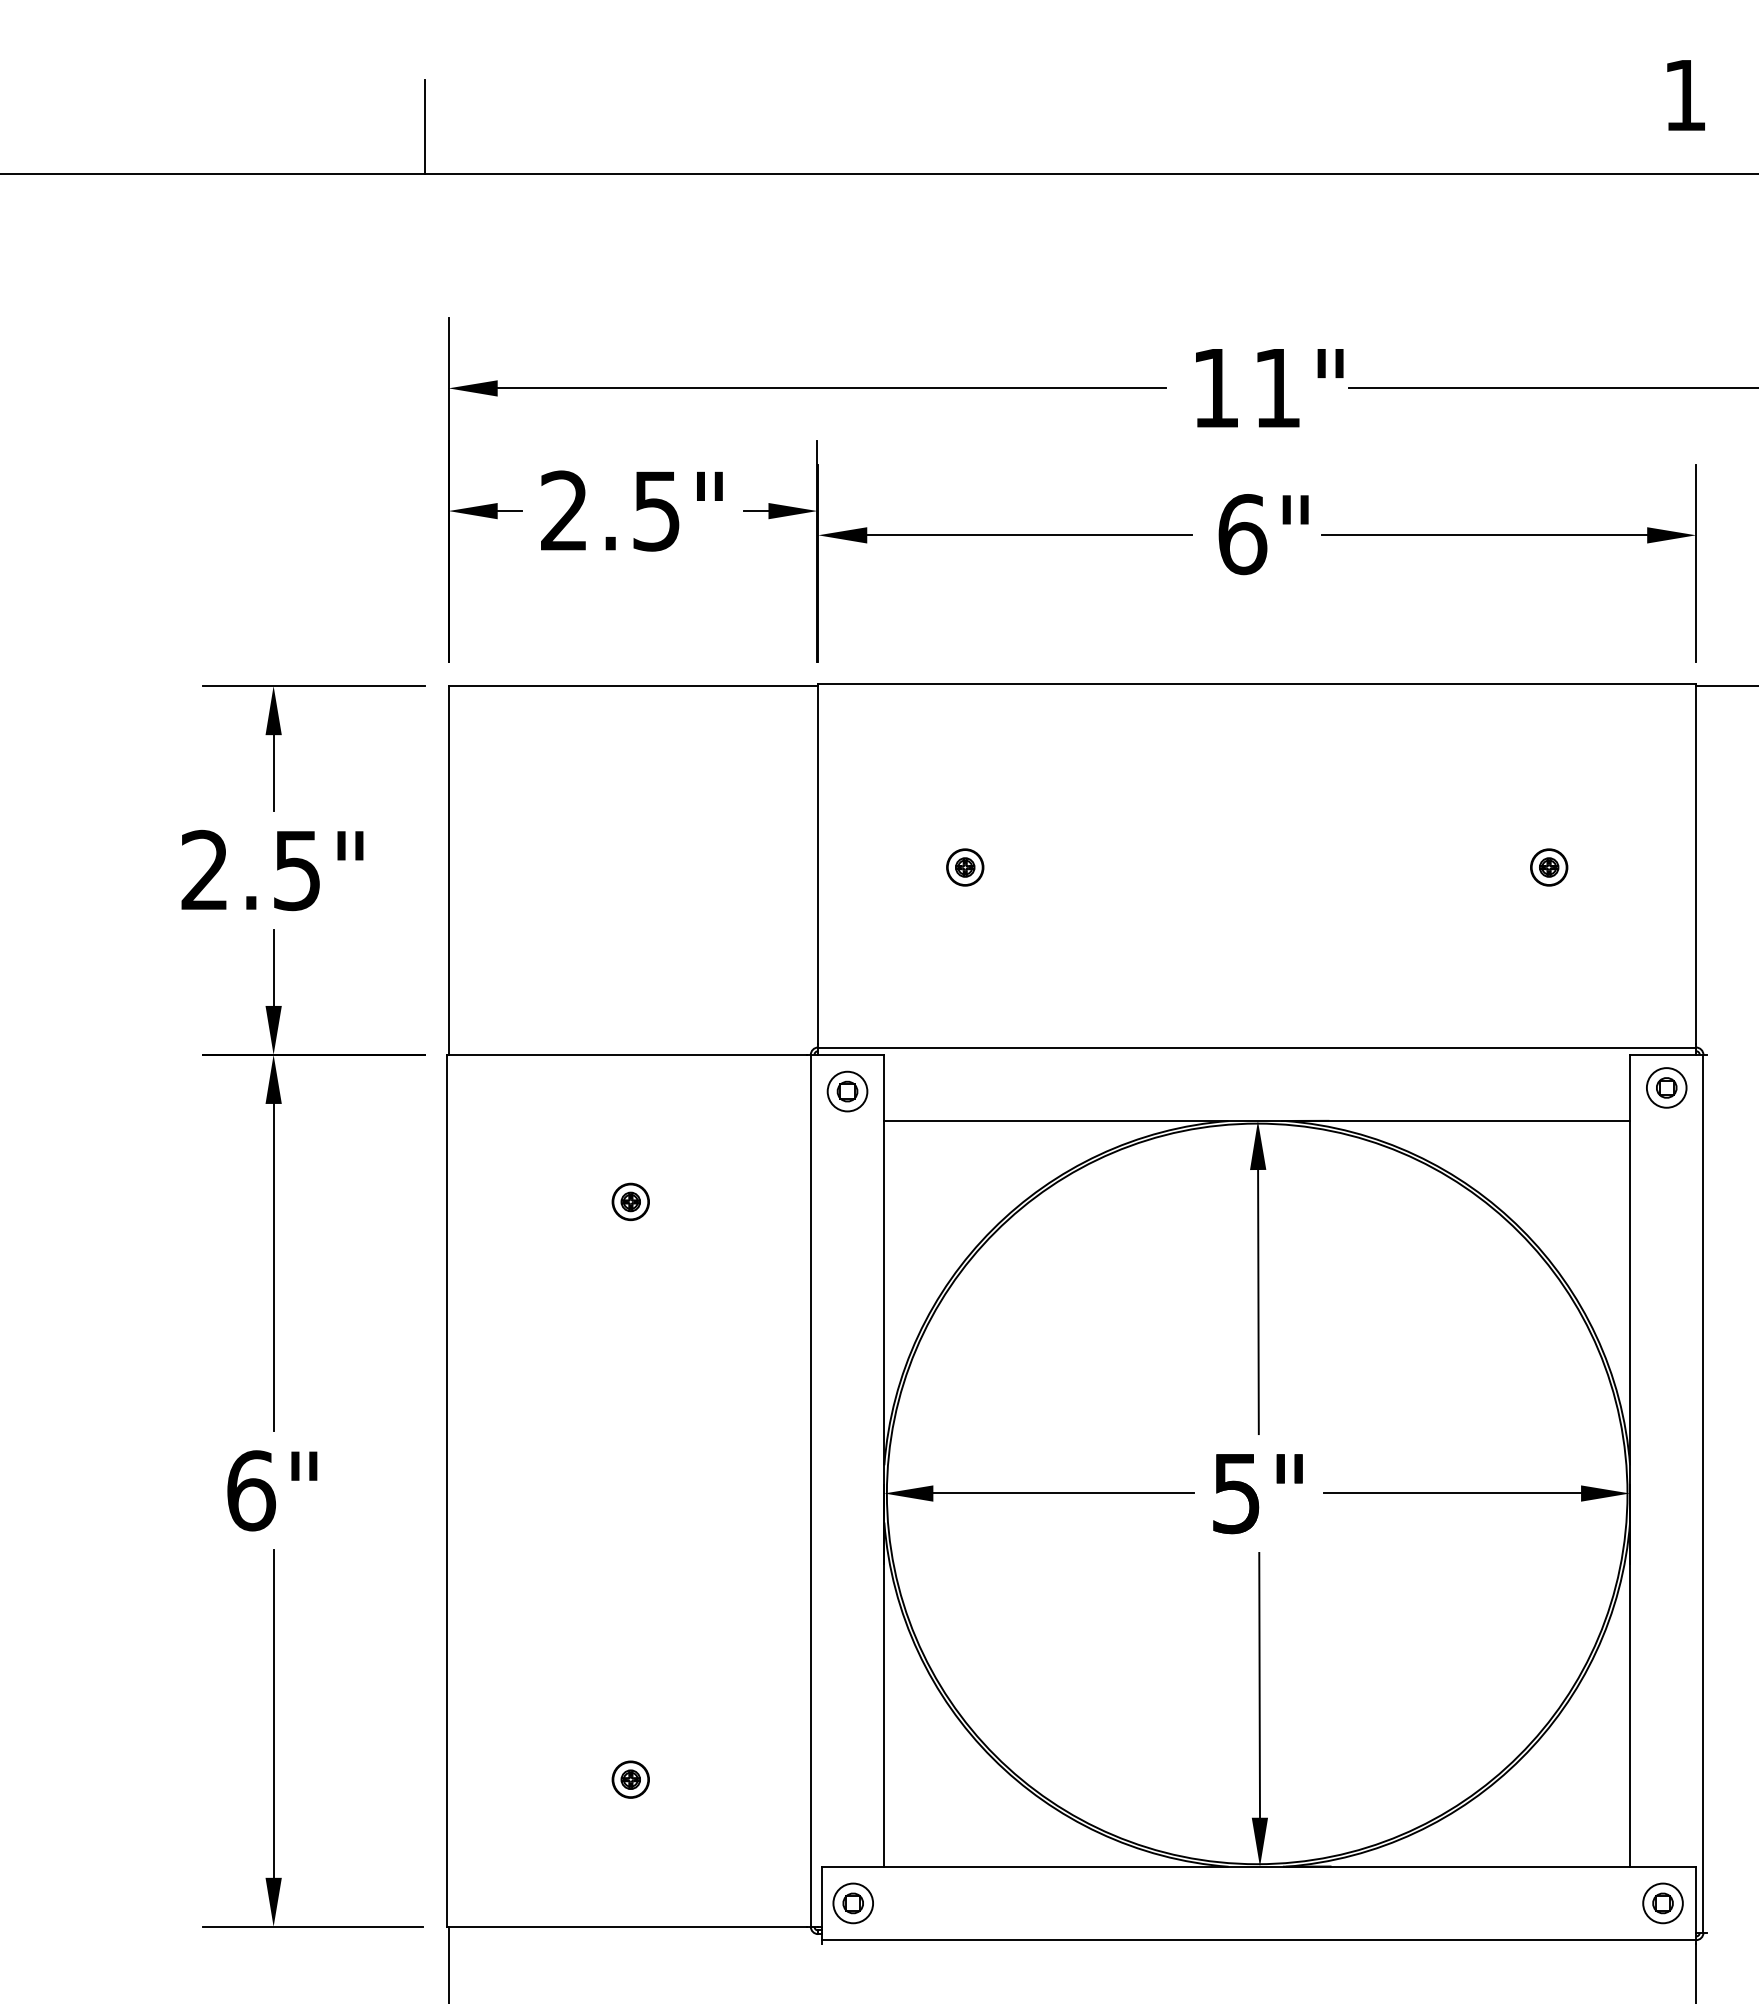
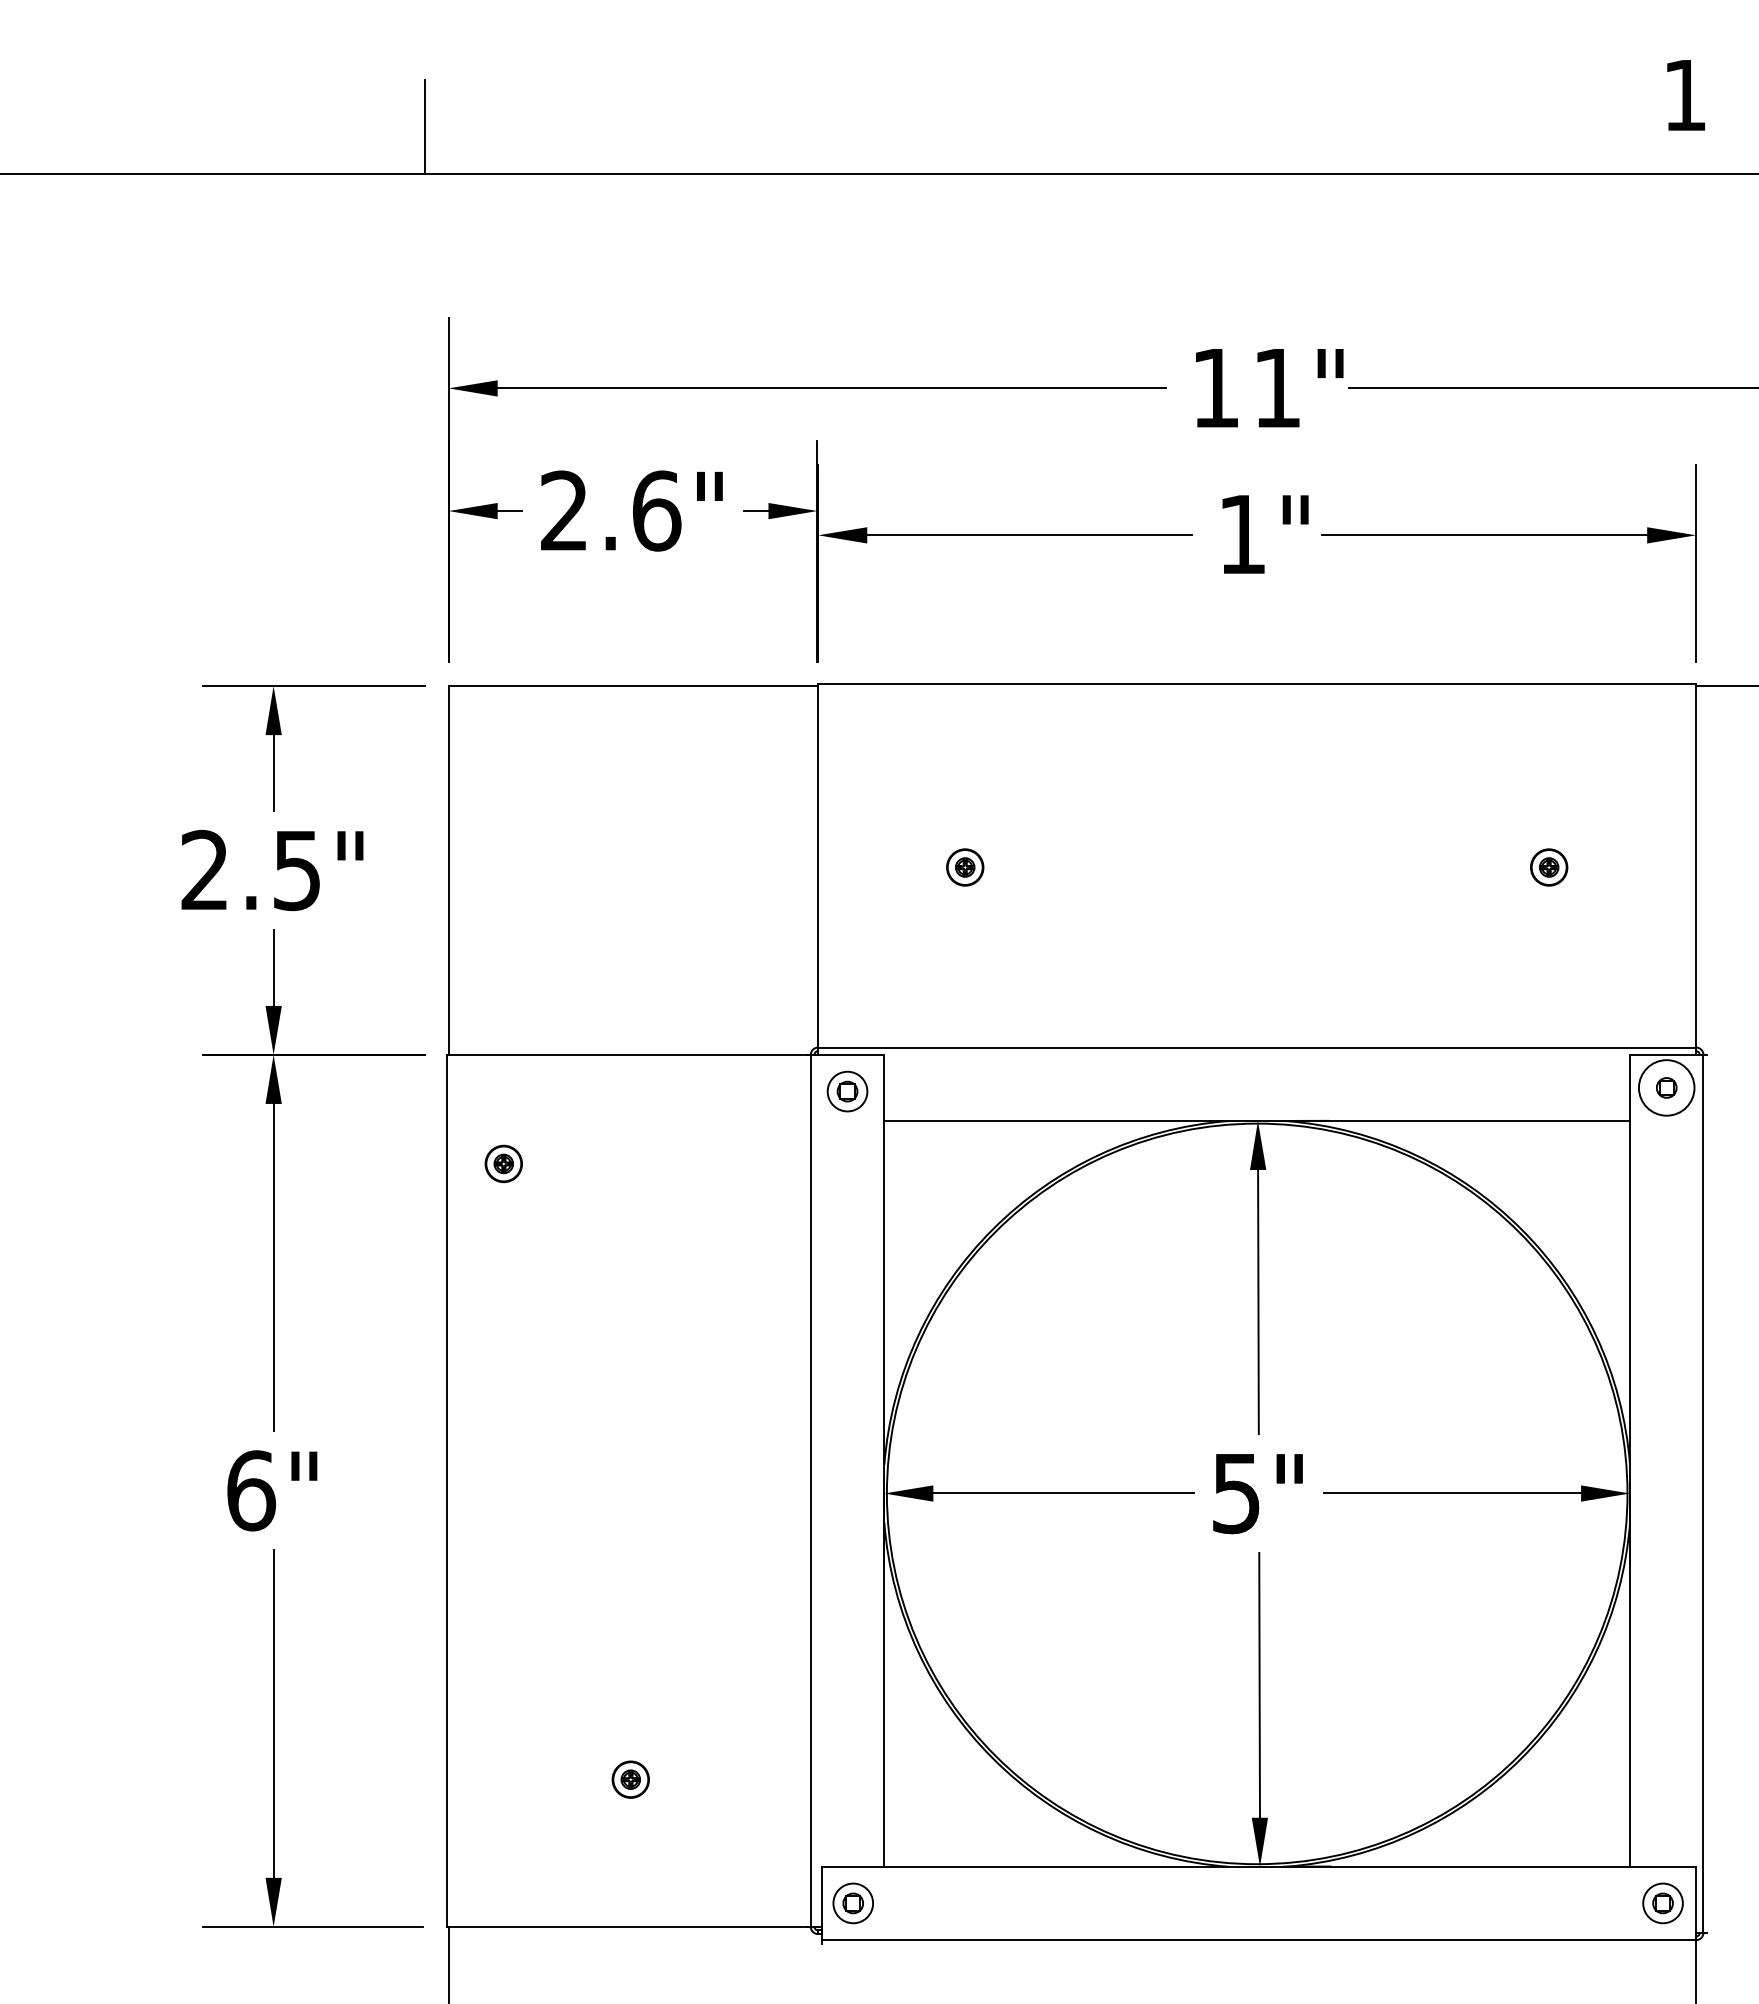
text: 2.5" -> 2.6" (657, 510)
text: 6" -> 1" (1242, 534)
circle diameter: 40 px -> 56 px (1666, 1087)
part position: (630, 1201) -> (503, 1163) (503, 1163)
